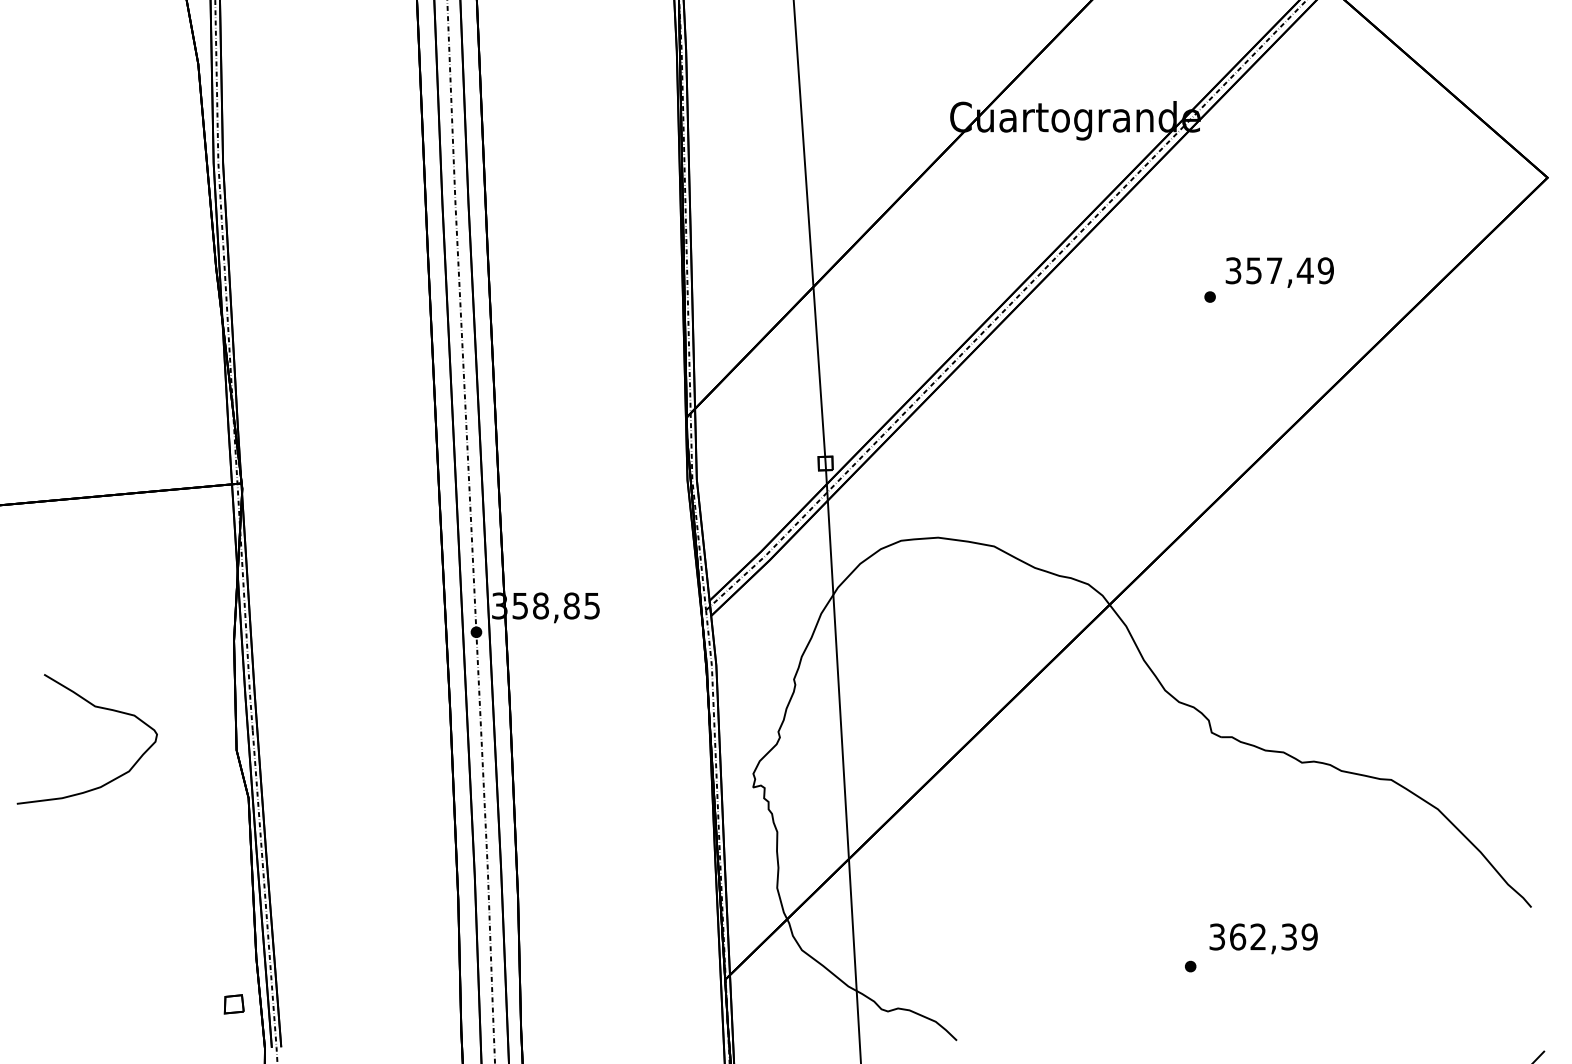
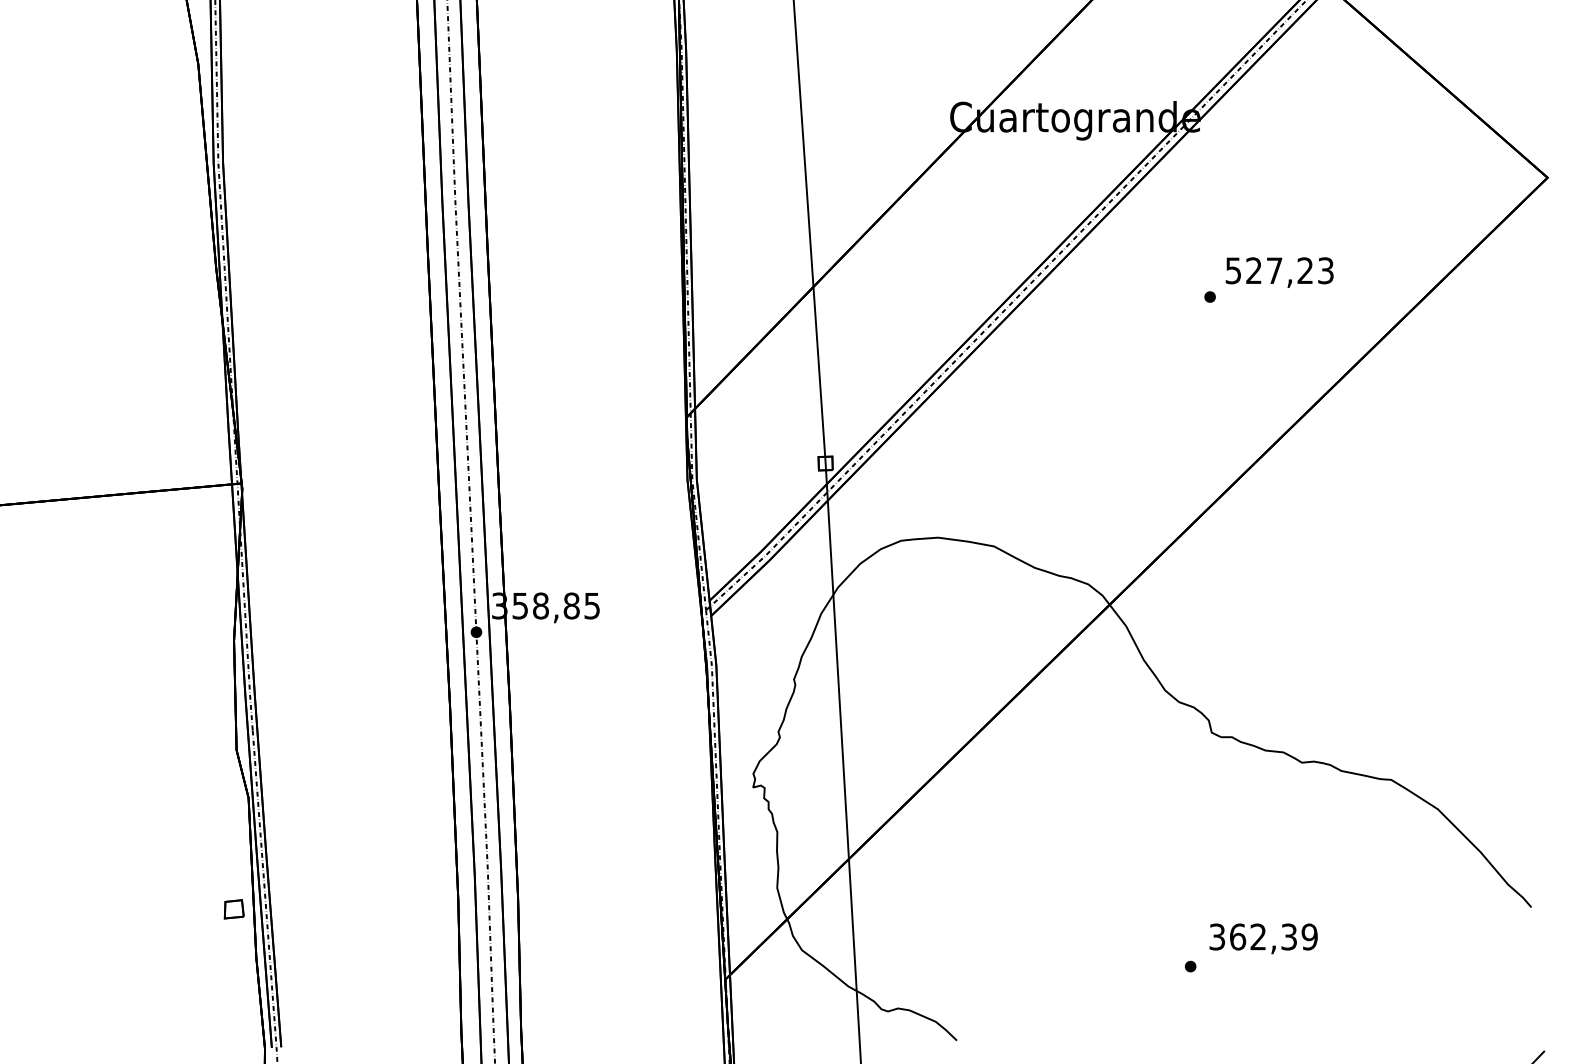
text: 357,49 -> 527,23 (1279, 270)
curve: present -> none (94, 707)
part position: (233, 1004) -> (233, 909) (233, 909)
